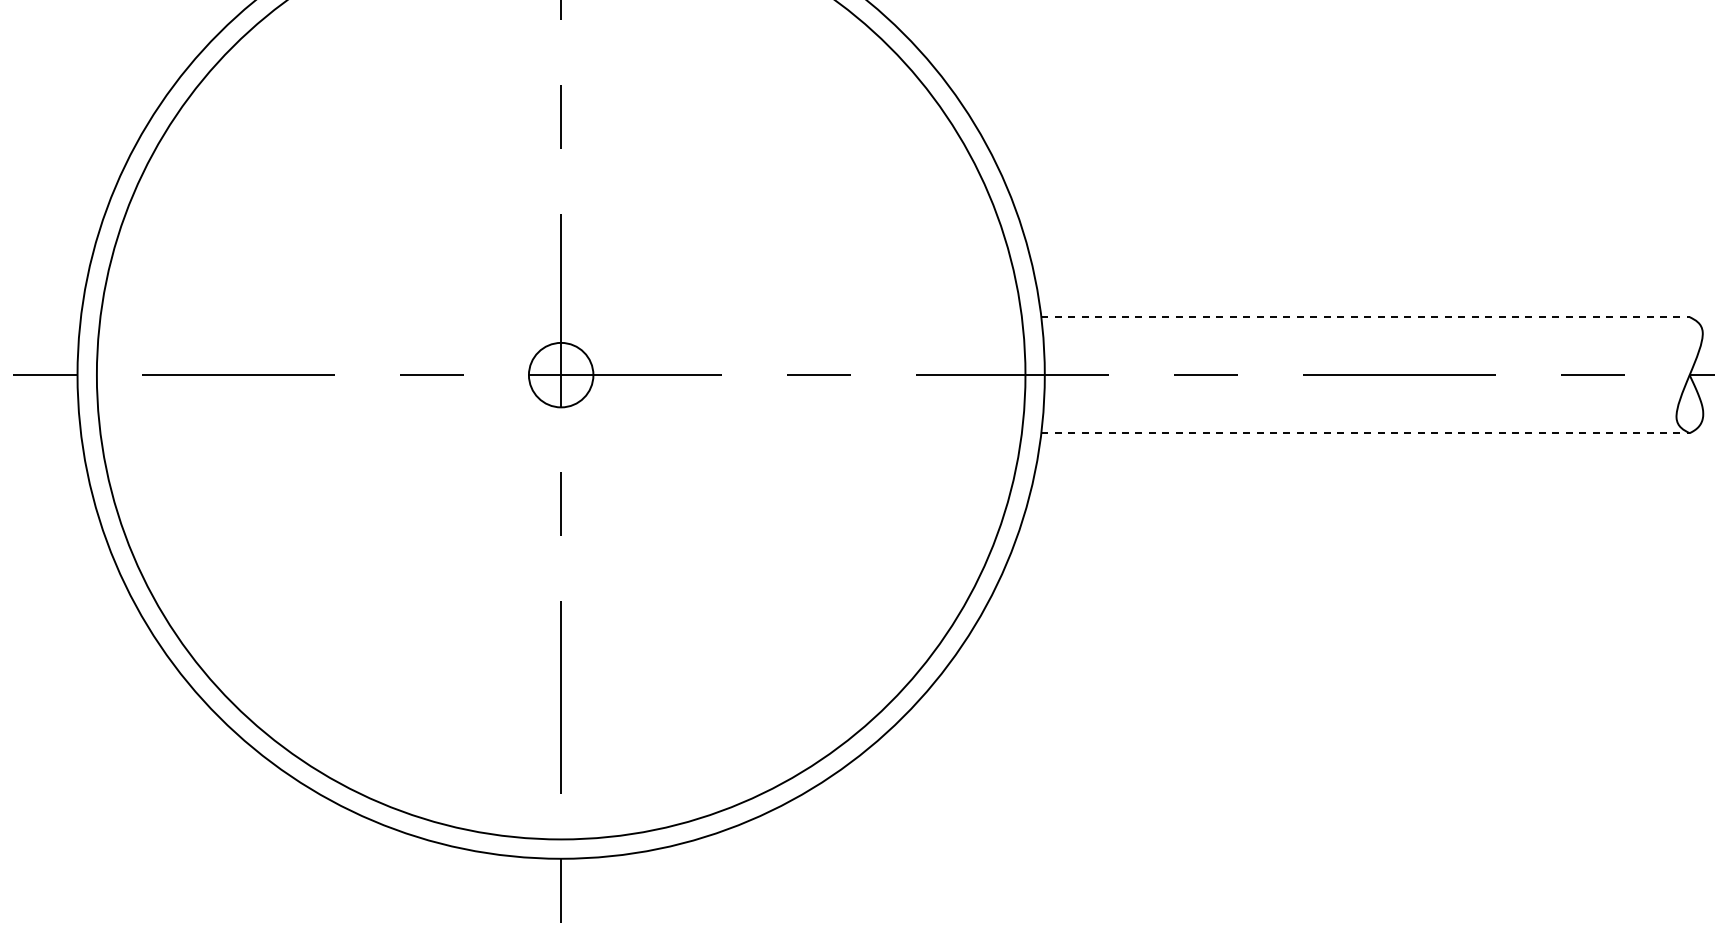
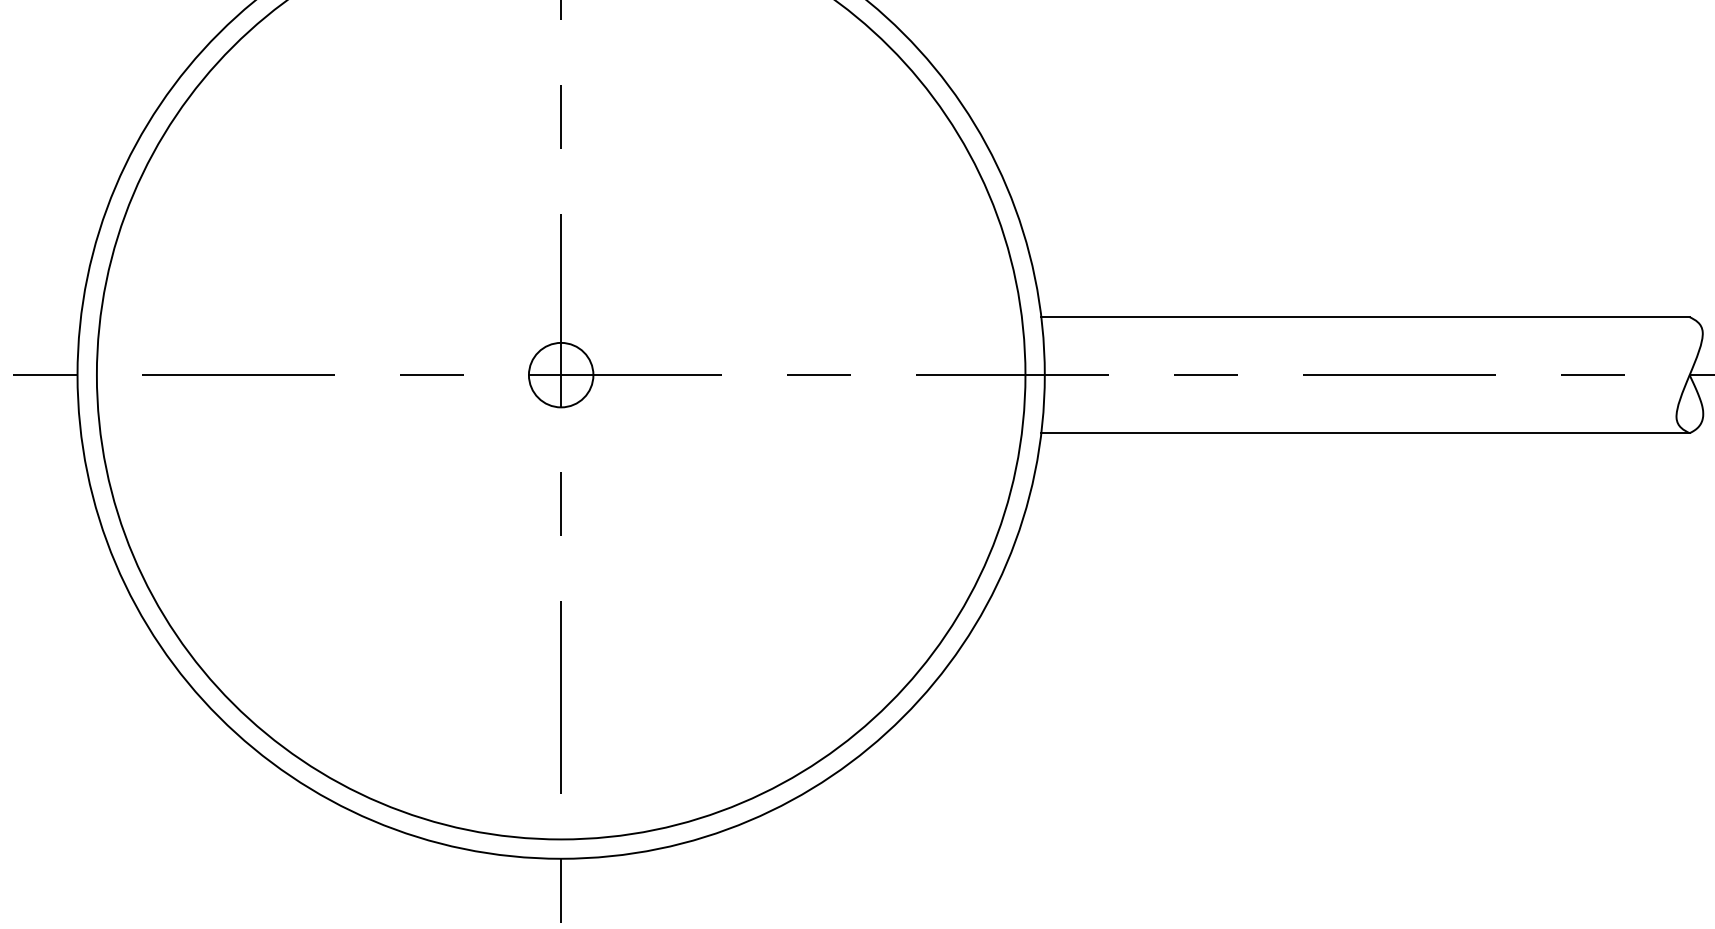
line: dashed -> solid (1365, 317)
line: dashed -> solid (1365, 433)
